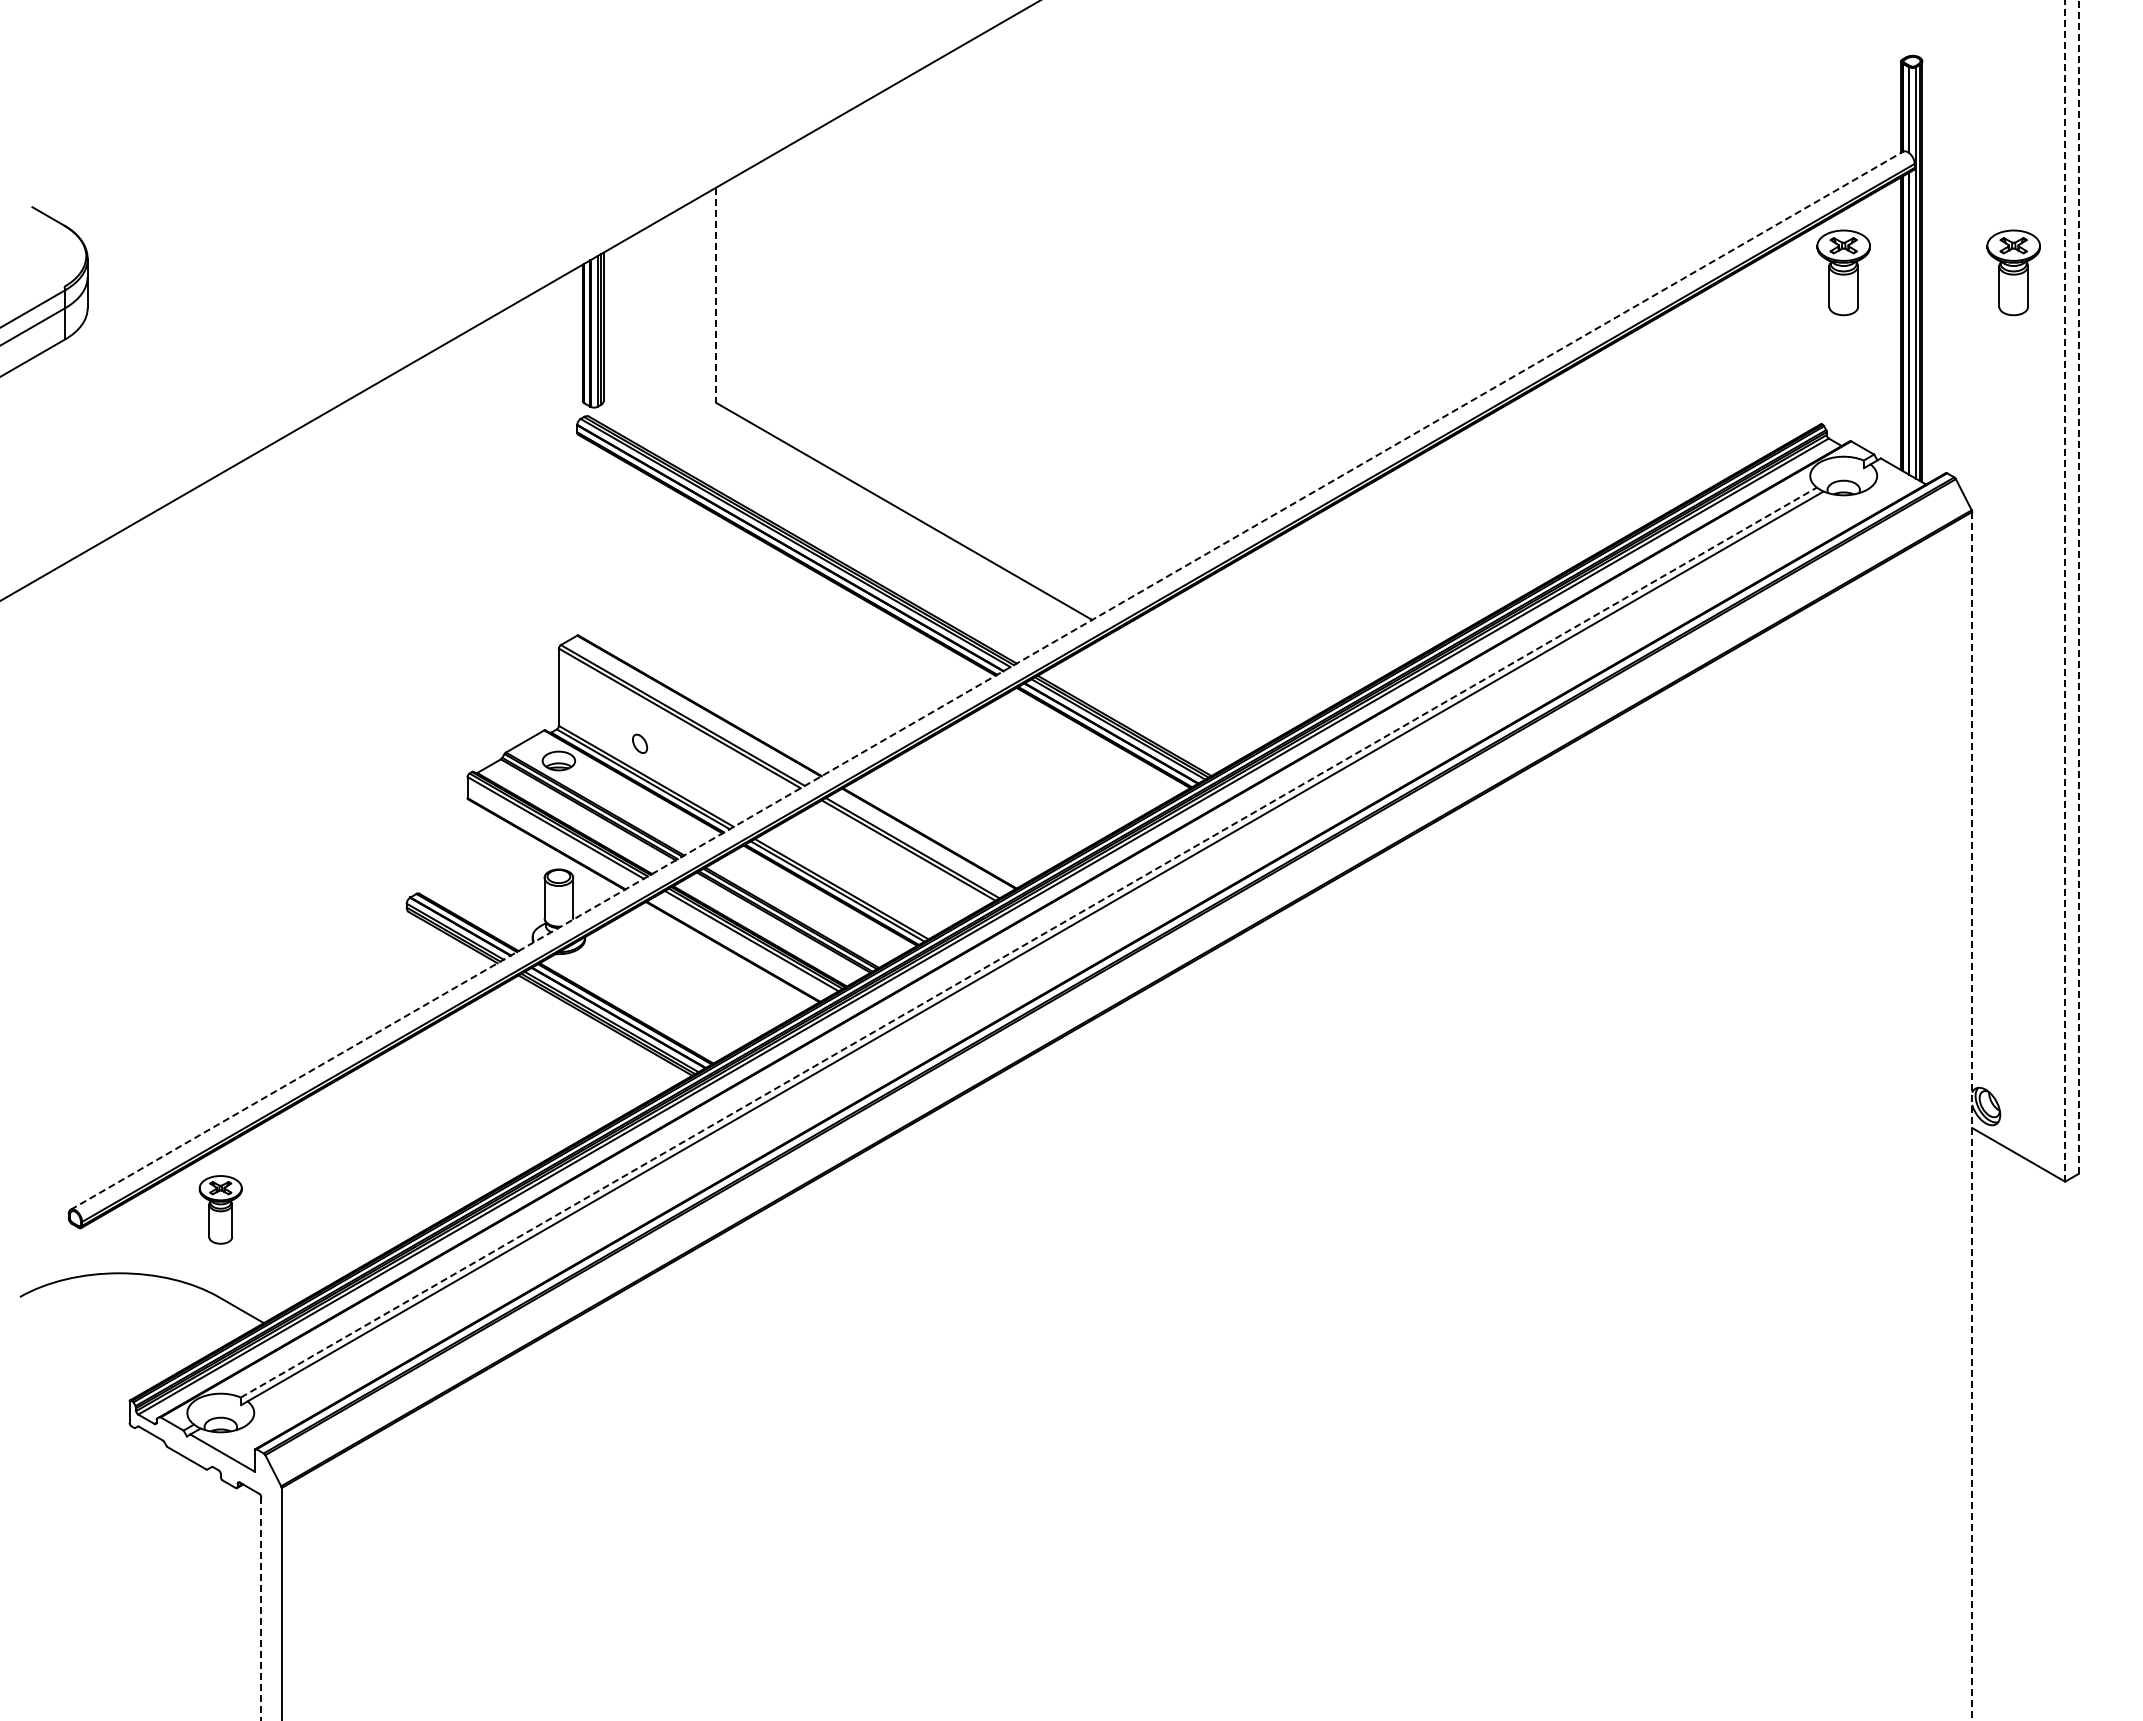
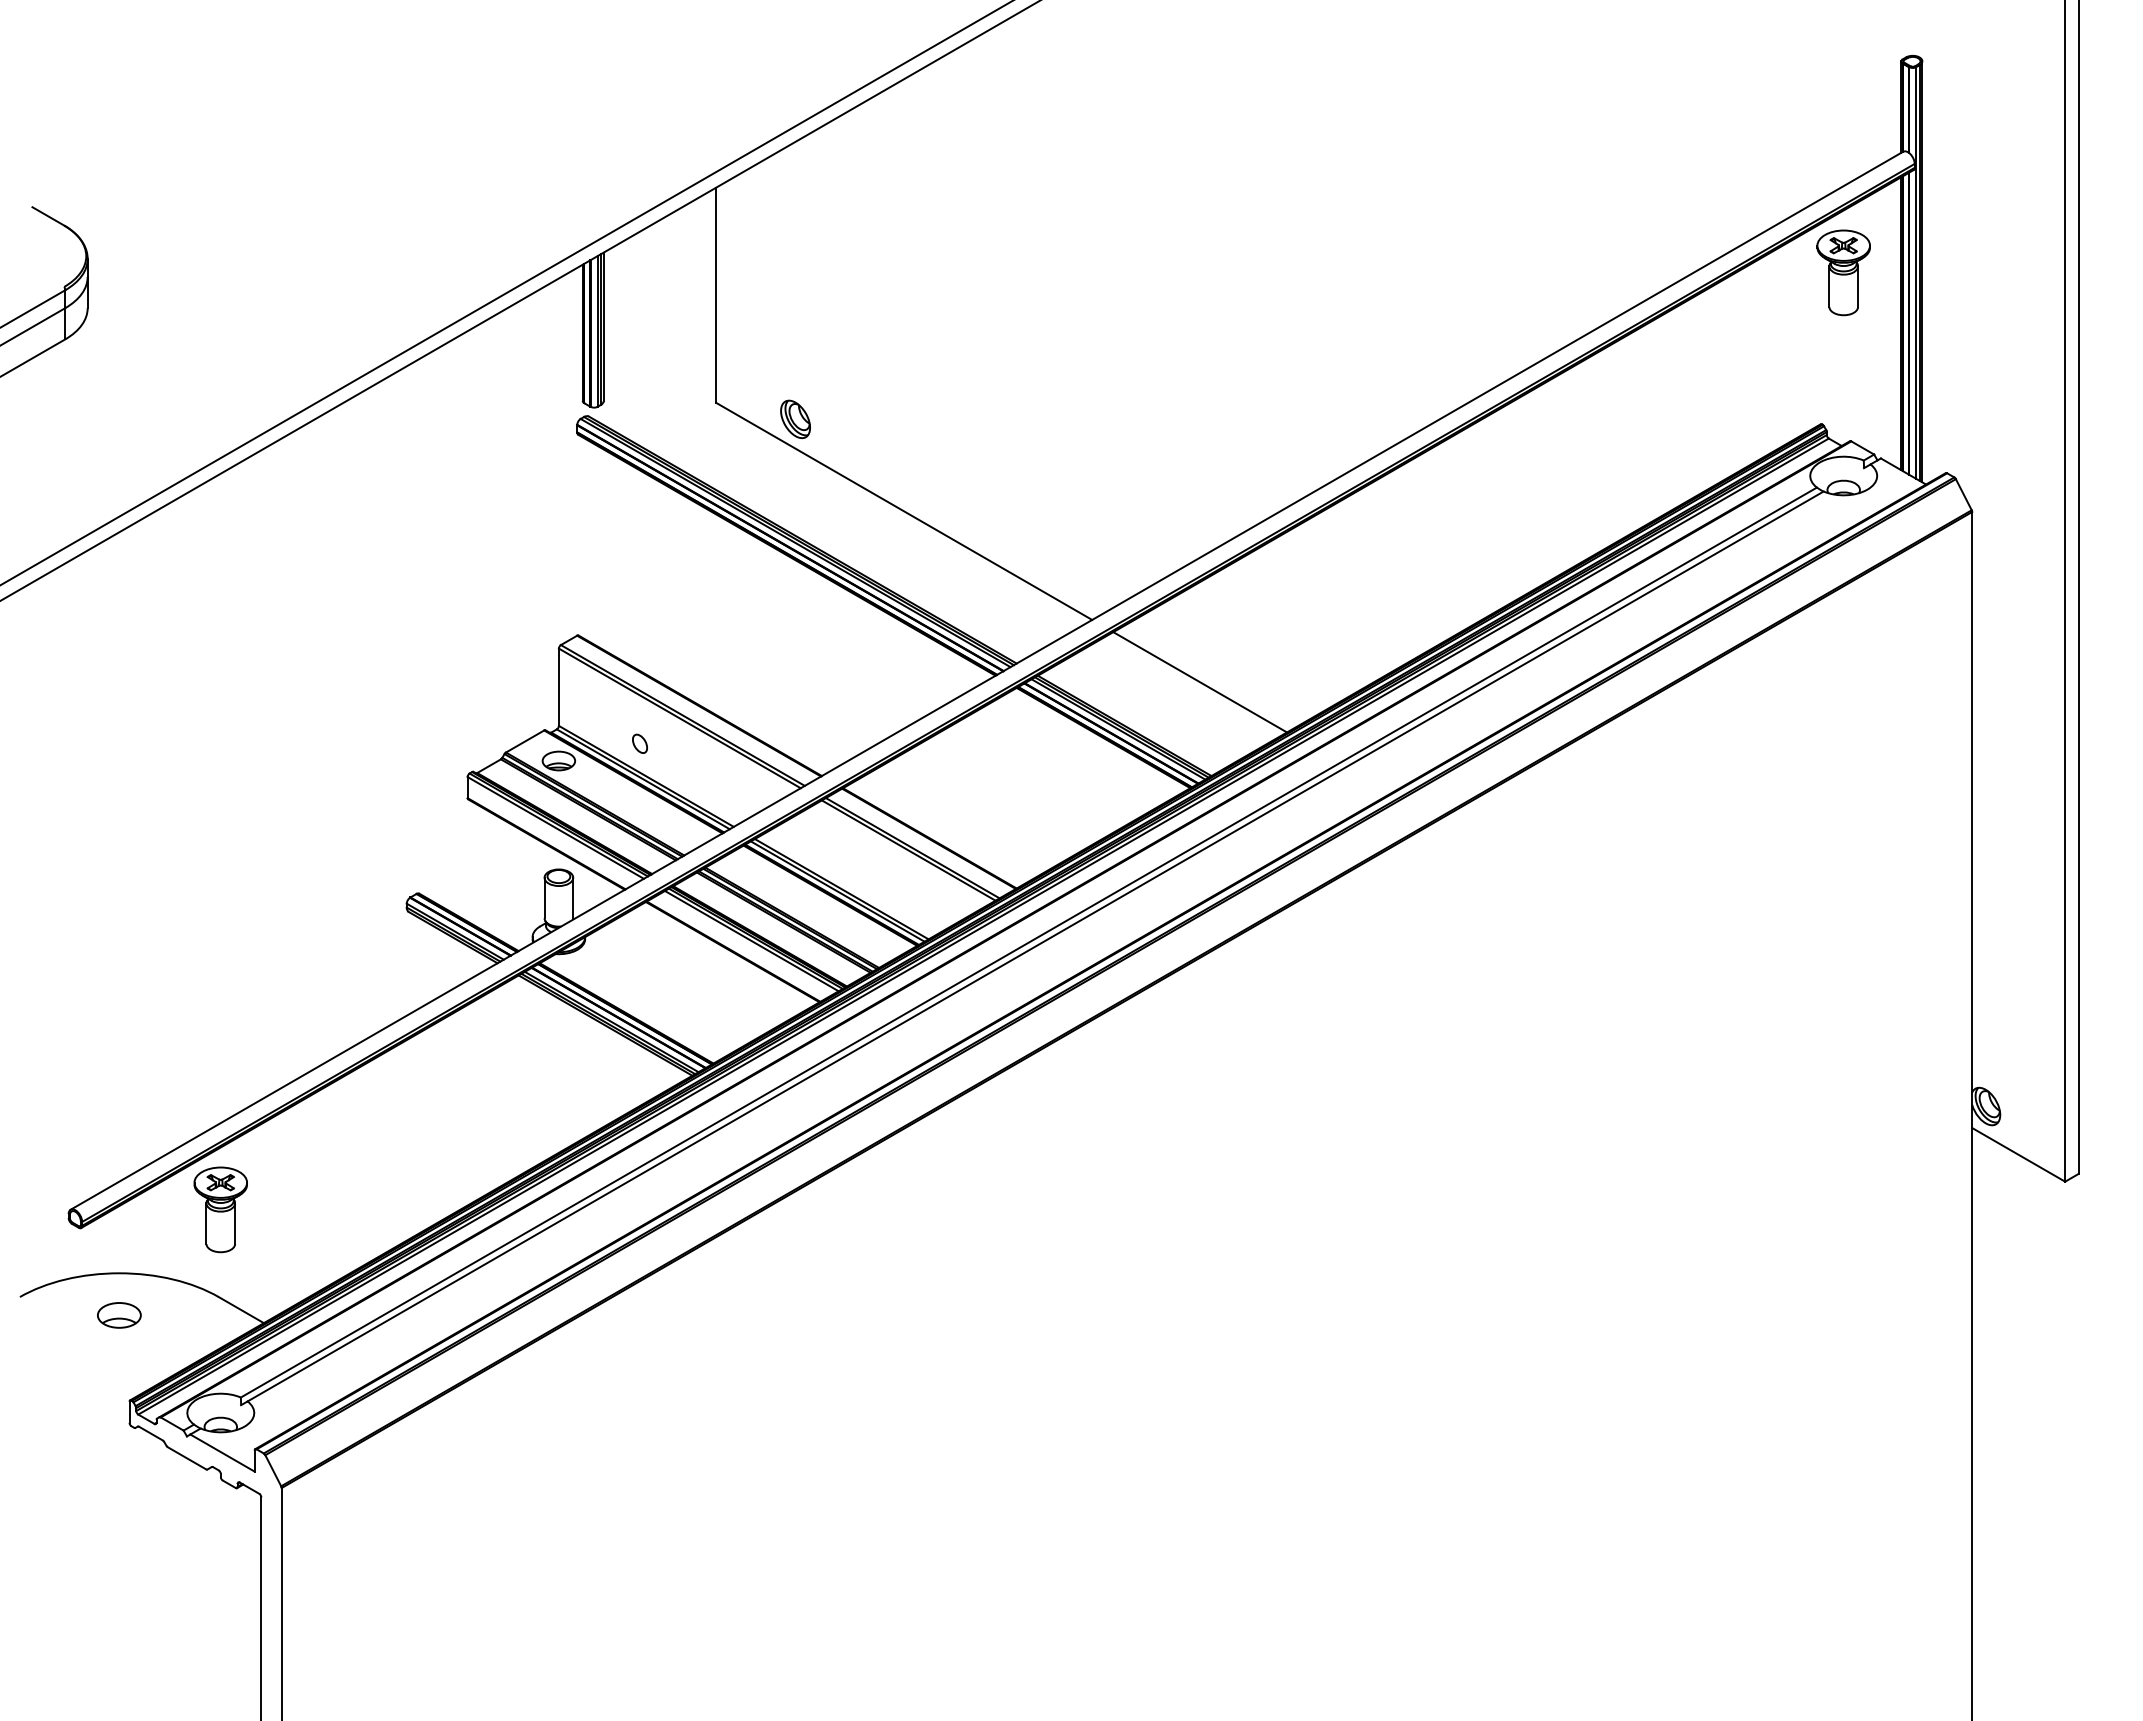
part: present -> none (2013, 272)
line: none -> present (506, 292)
line: dashed -> solid (716, 295)
part: none -> present (795, 419)
line: dashed -> solid (2078, 587)
line: dashed -> solid (2065, 590)
line: dashed -> solid (987, 680)
line: none -> present (1200, 682)
line: dashed -> solid (1028, 942)
line: dashed -> solid (1972, 1116)
part size: 45x70 px -> 55x88 px (220, 1209)
part: none -> present (119, 1315)
line: dashed -> solid (261, 1609)
